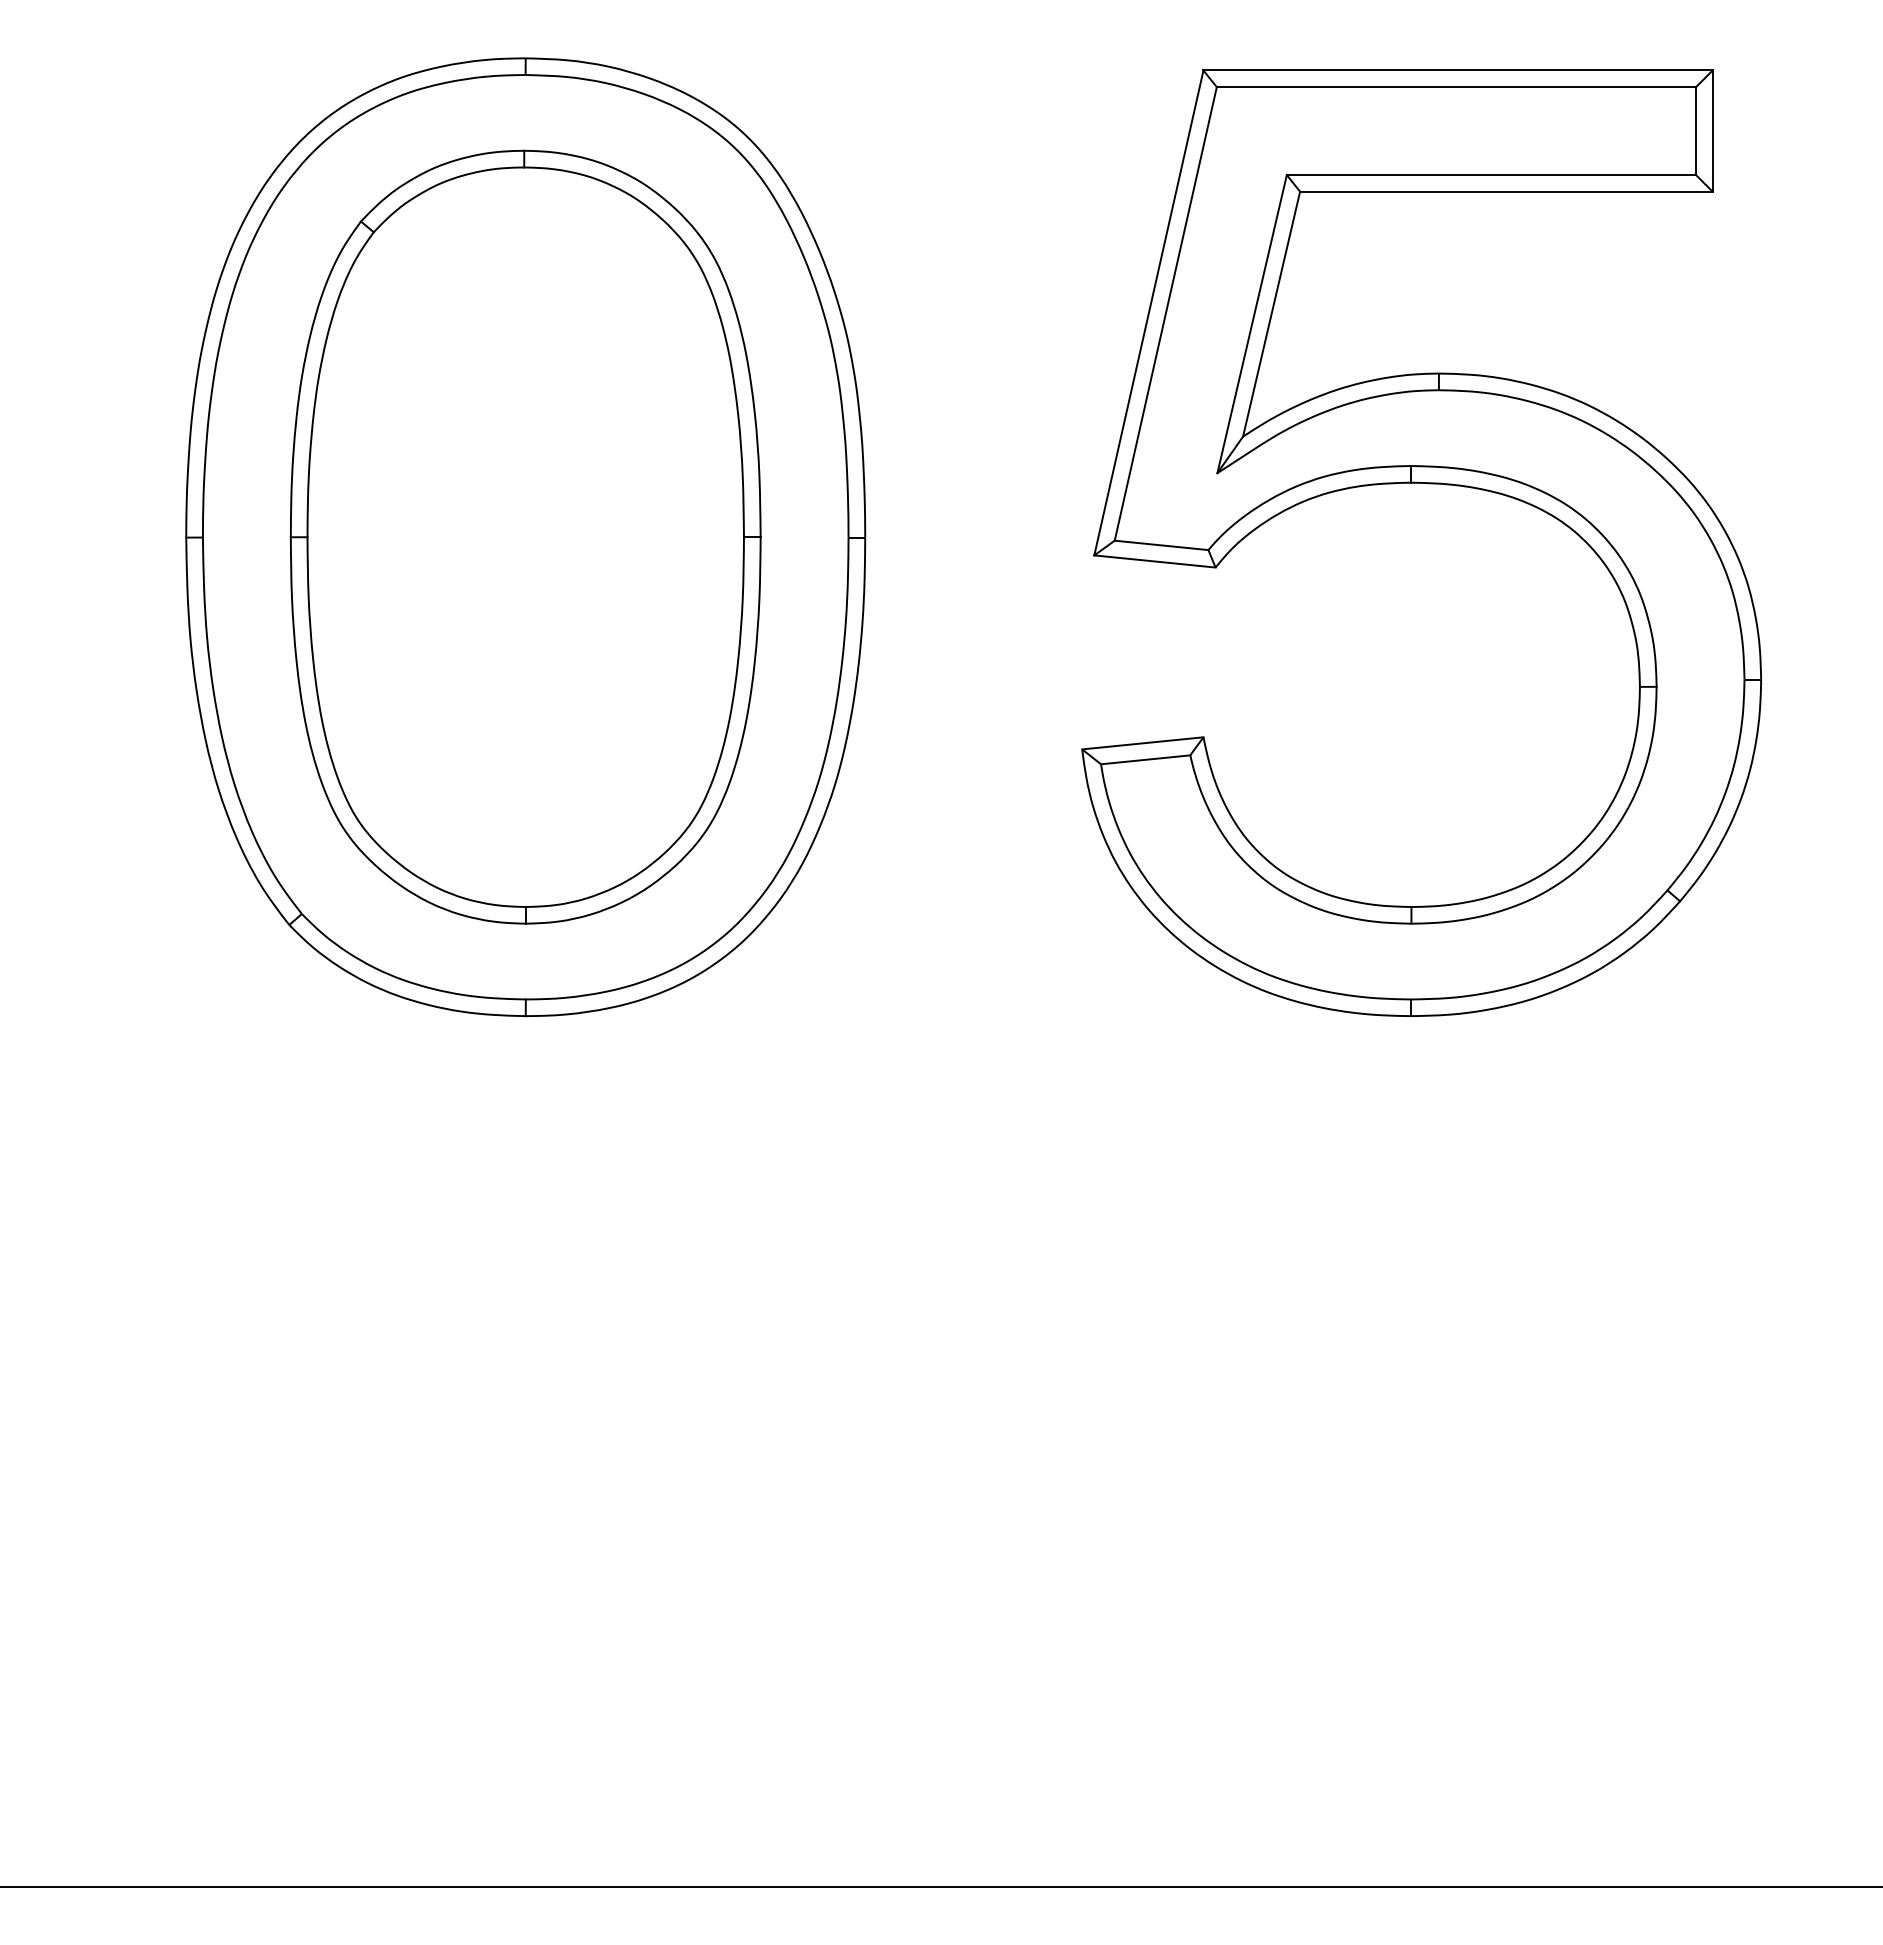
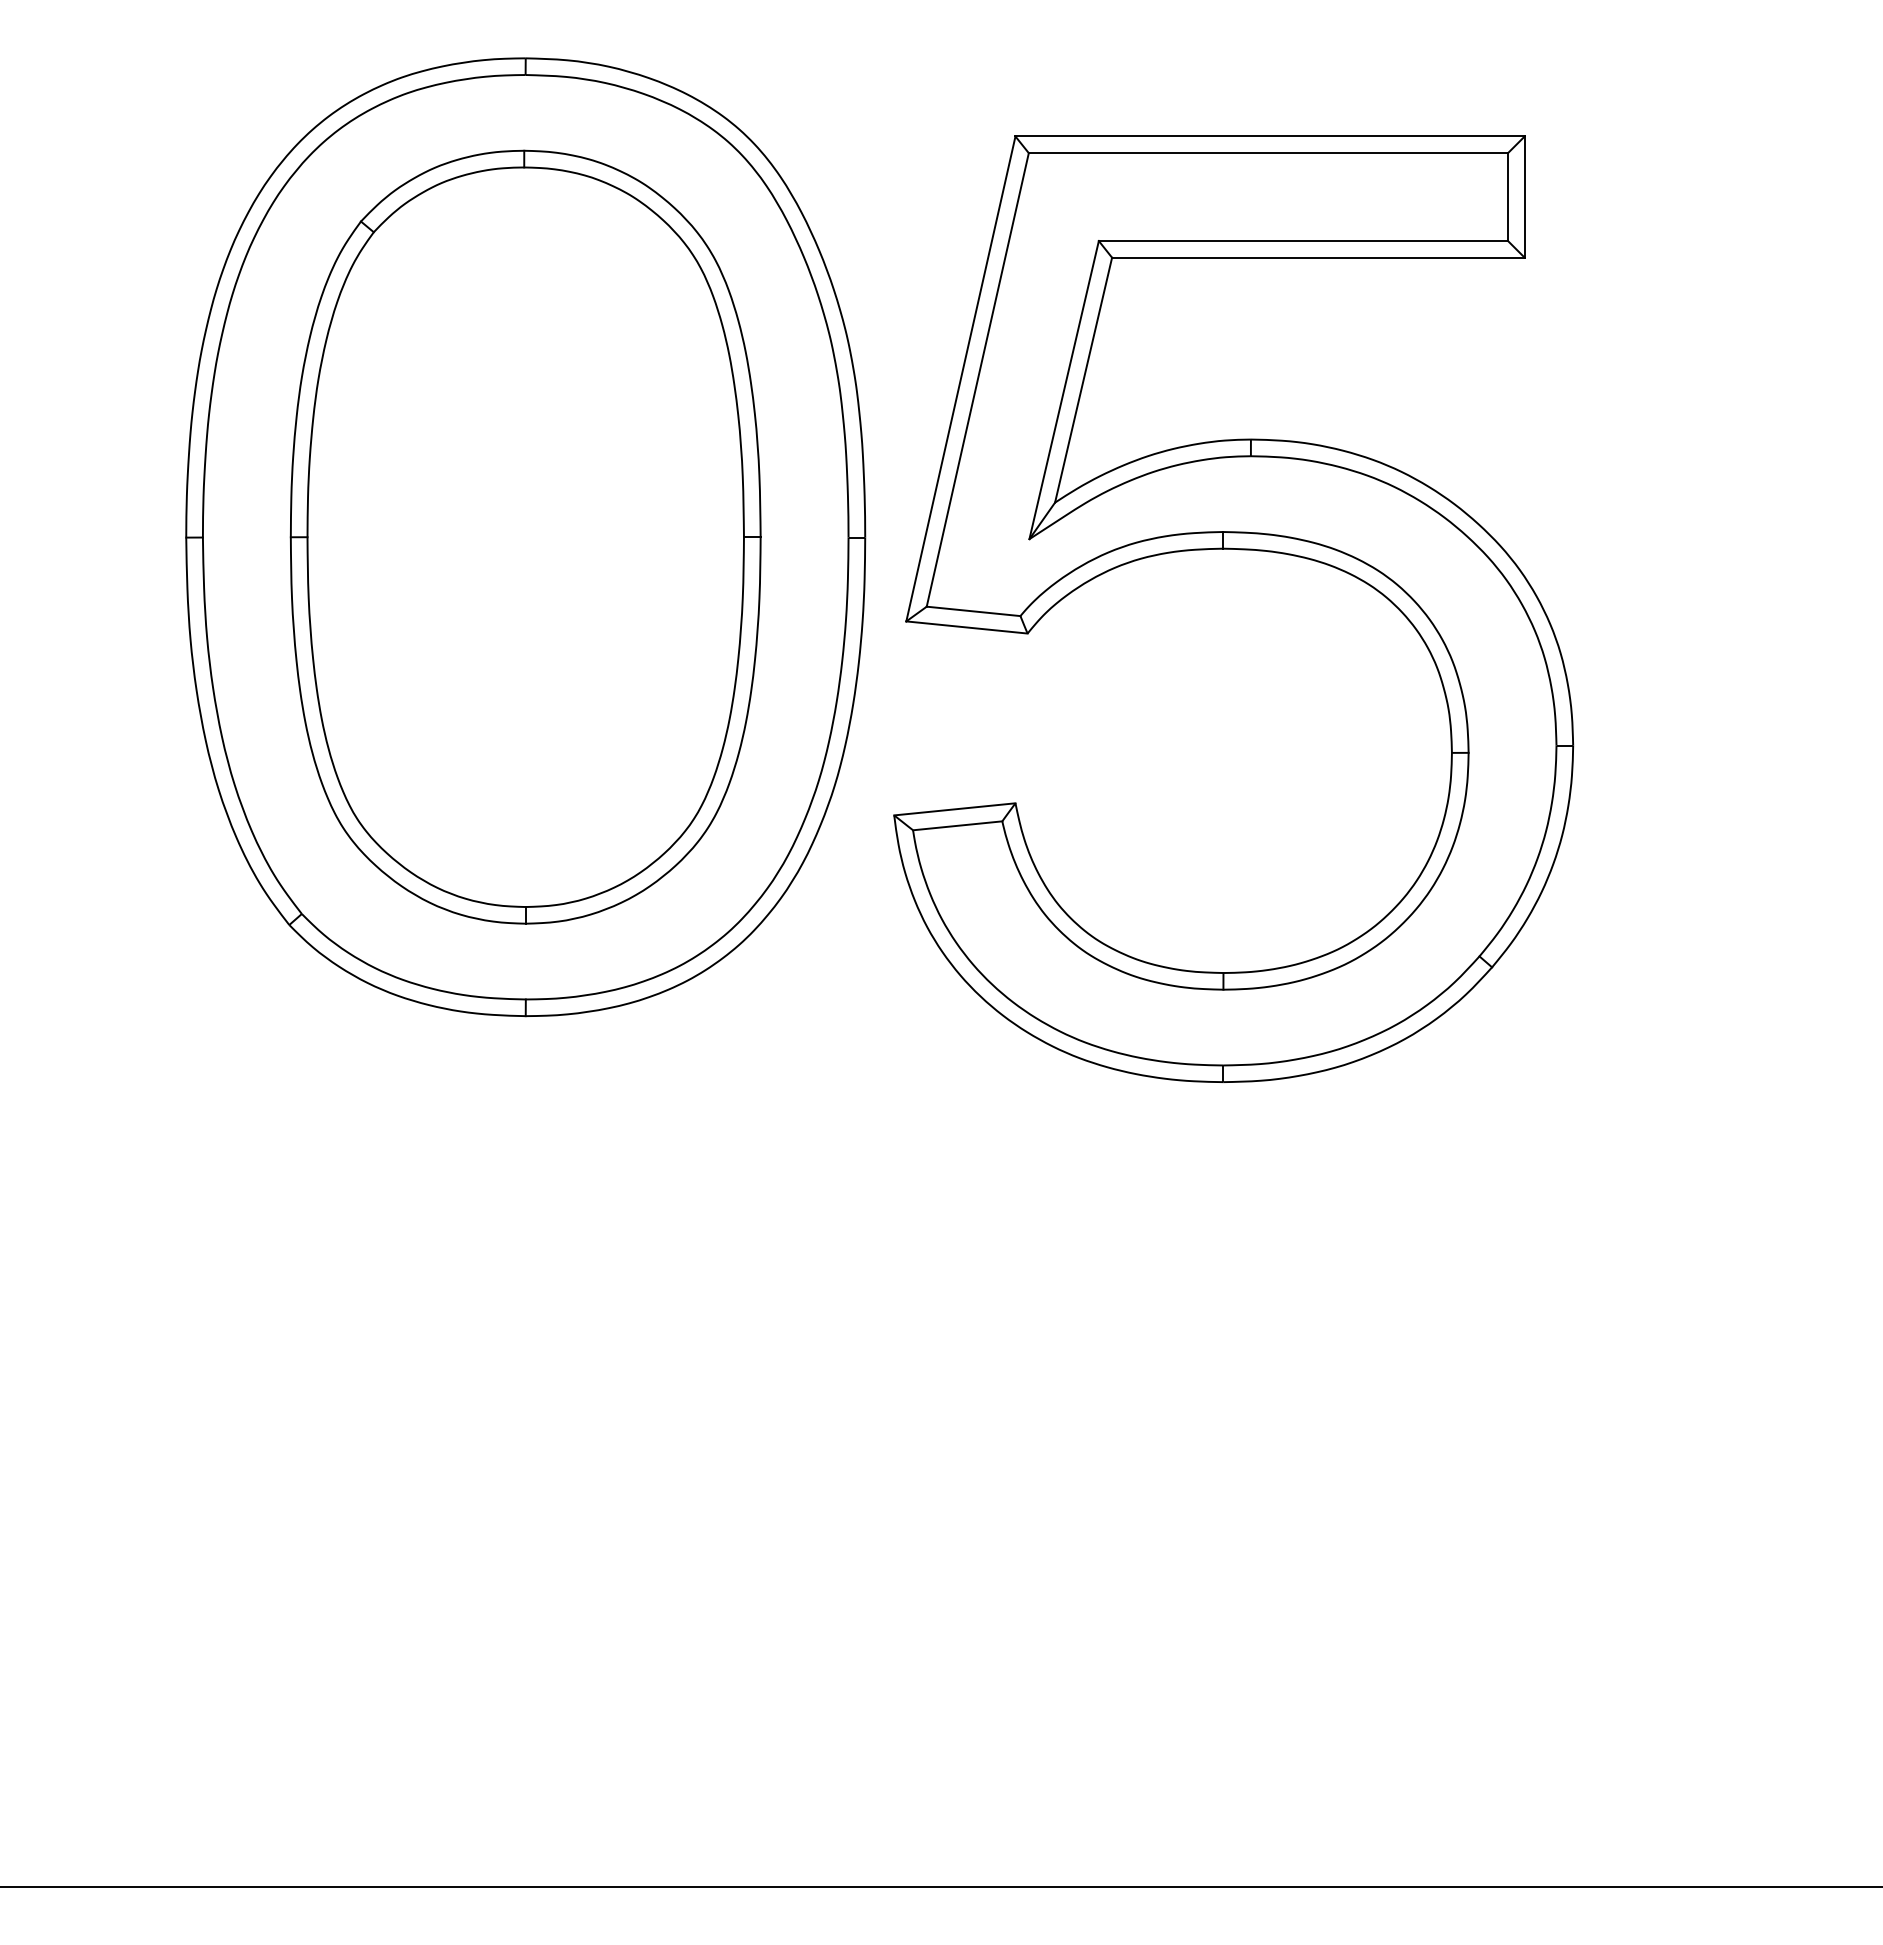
part position: (1428, 484) -> (1240, 550) (1240, 550)
